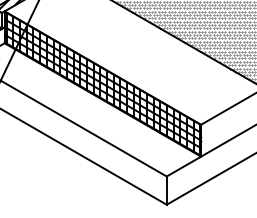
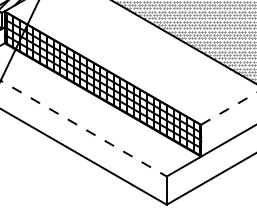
line: solid -> dashed (228, 108)
line: solid -> dashed (83, 128)
